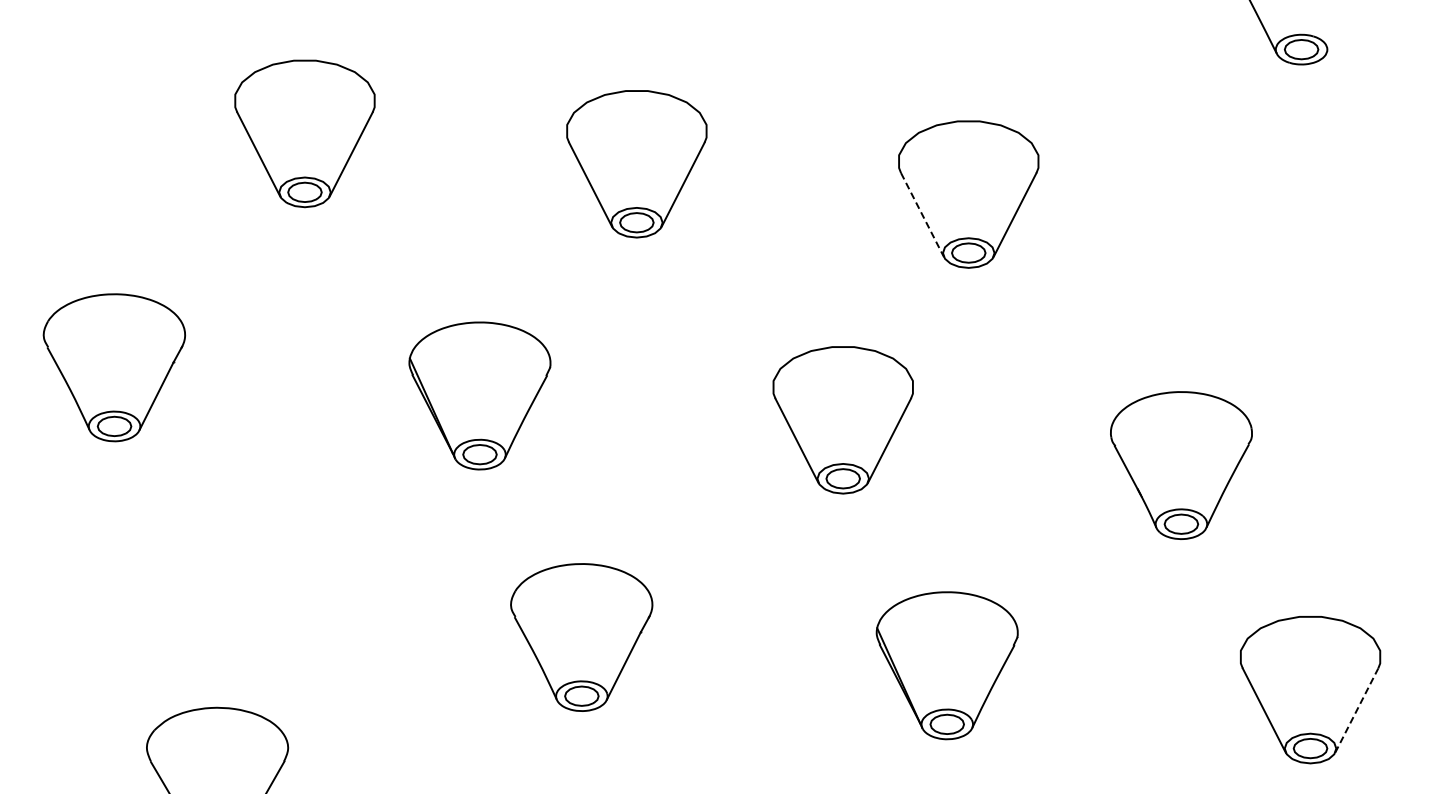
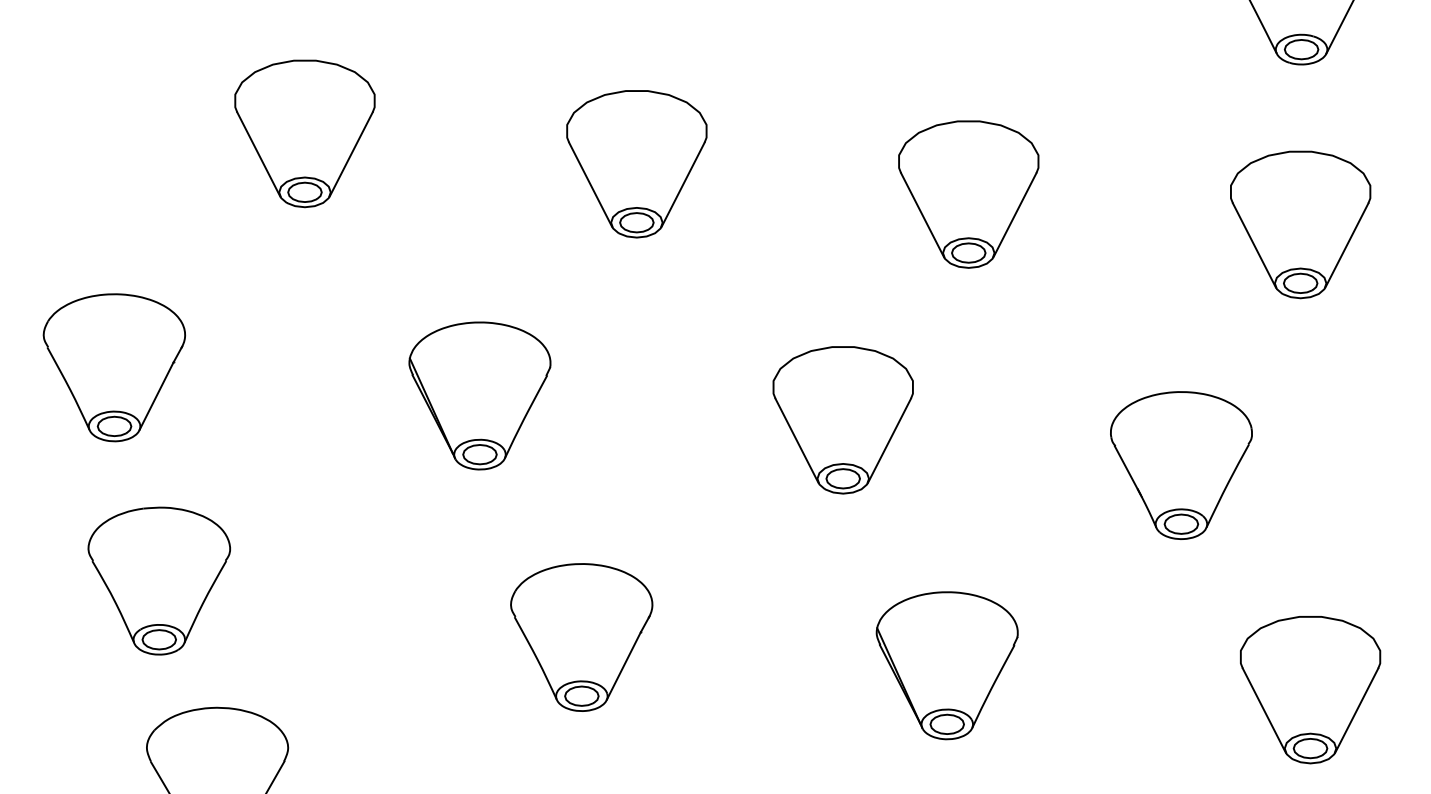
line: none -> present (1339, 27)
line: dashed -> solid (922, 215)
part: none -> present (1300, 224)
part: none -> present (158, 580)
line: dashed -> solid (1356, 710)
